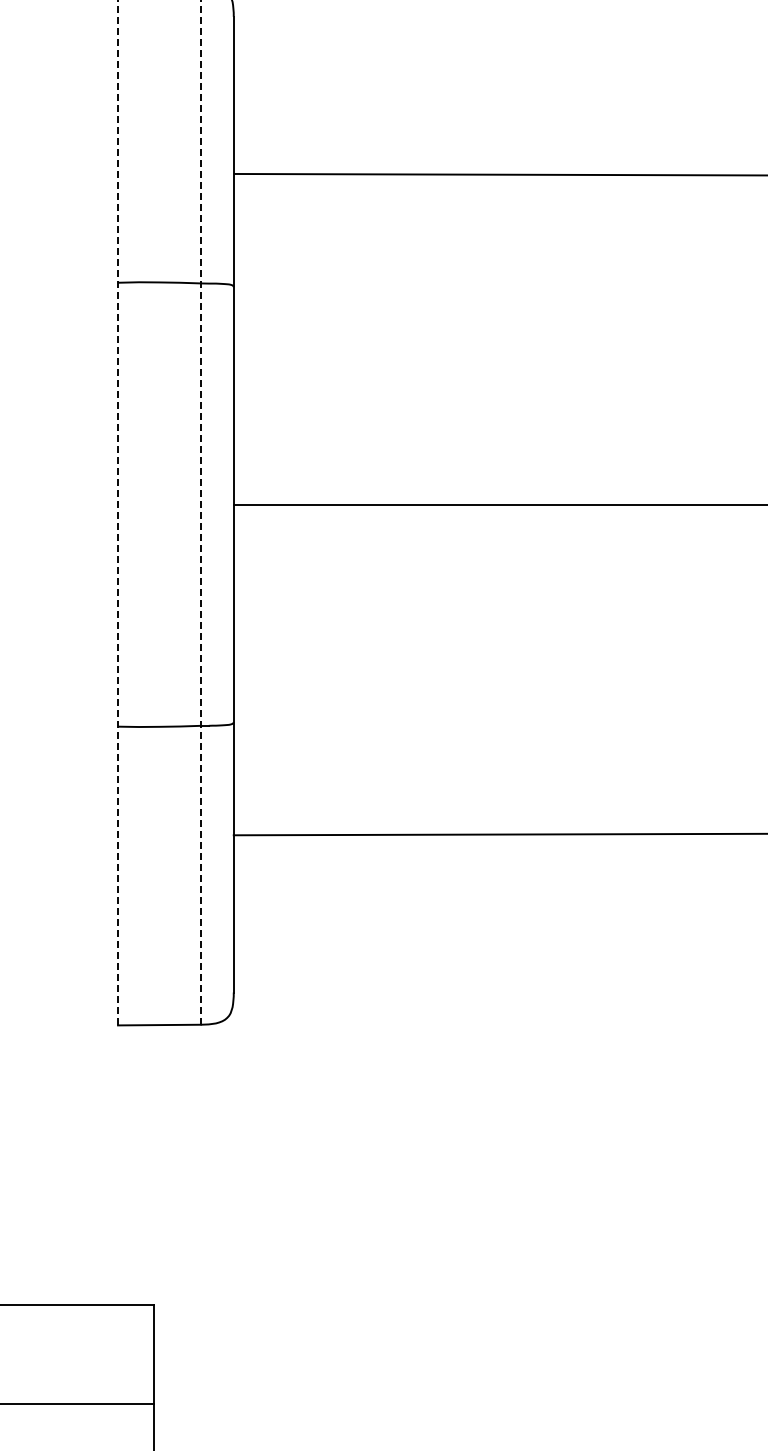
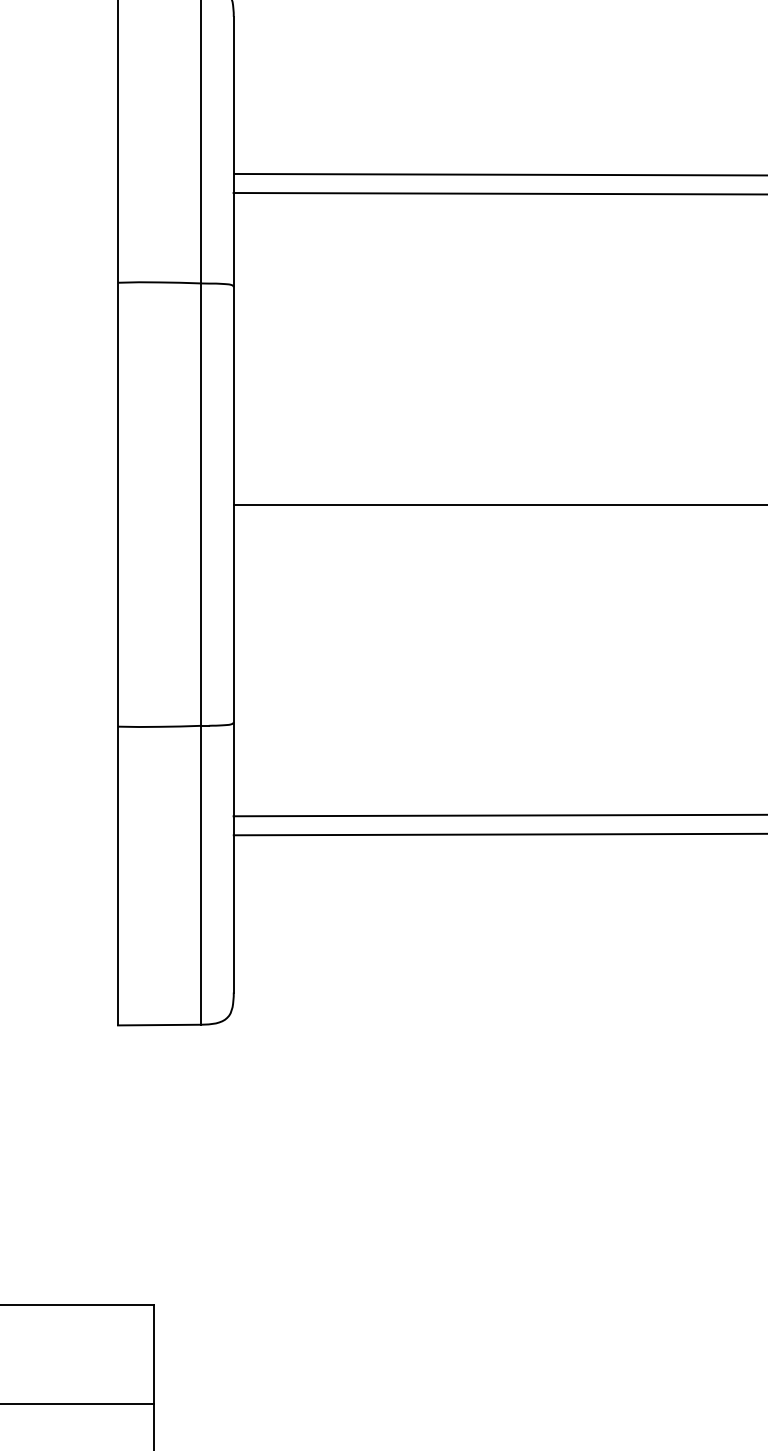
line: none -> present (498, 193)
line: dashed -> solid (200, 512)
line: dashed -> solid (118, 513)
line: none -> present (498, 815)
